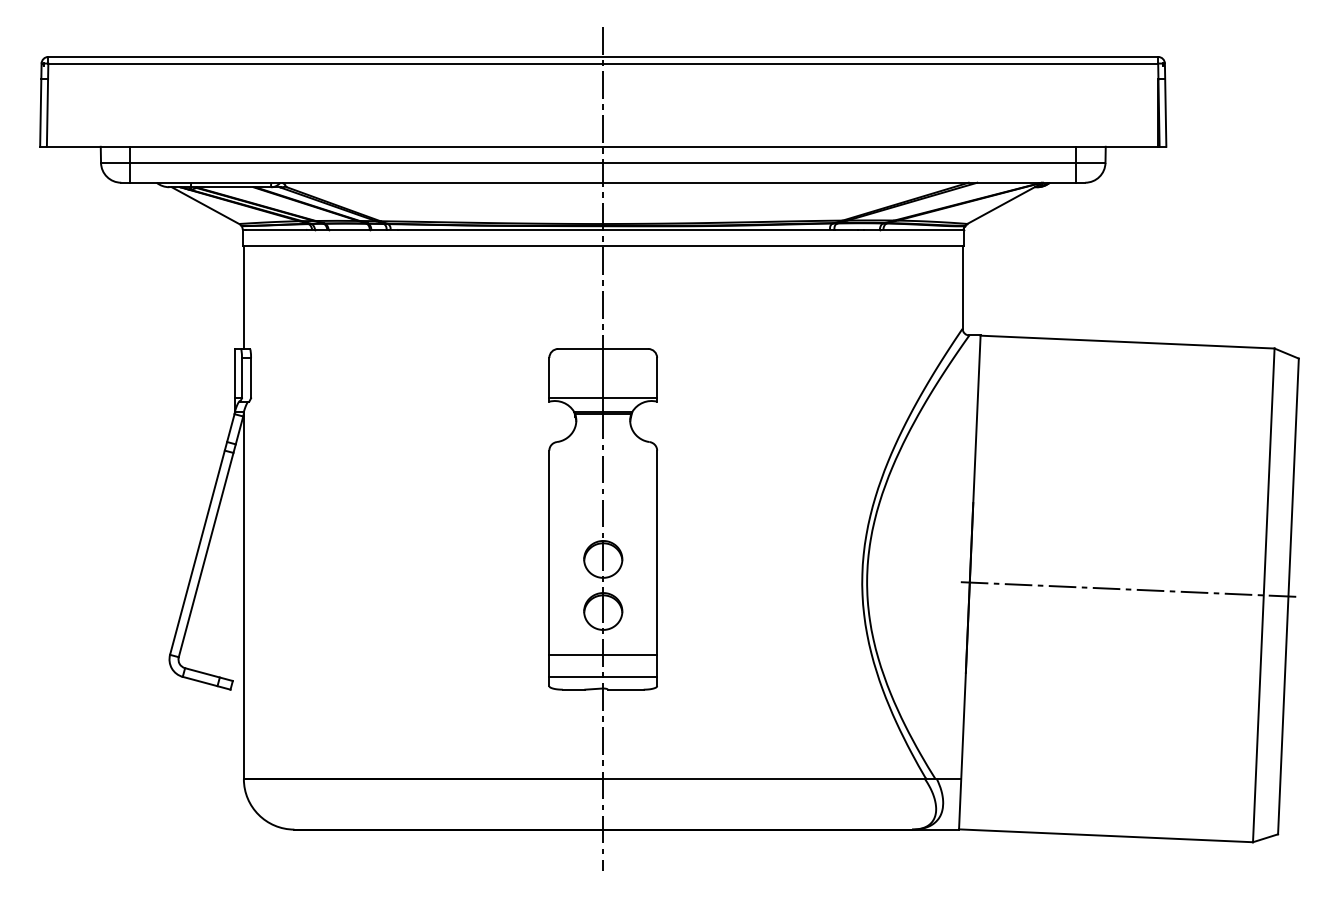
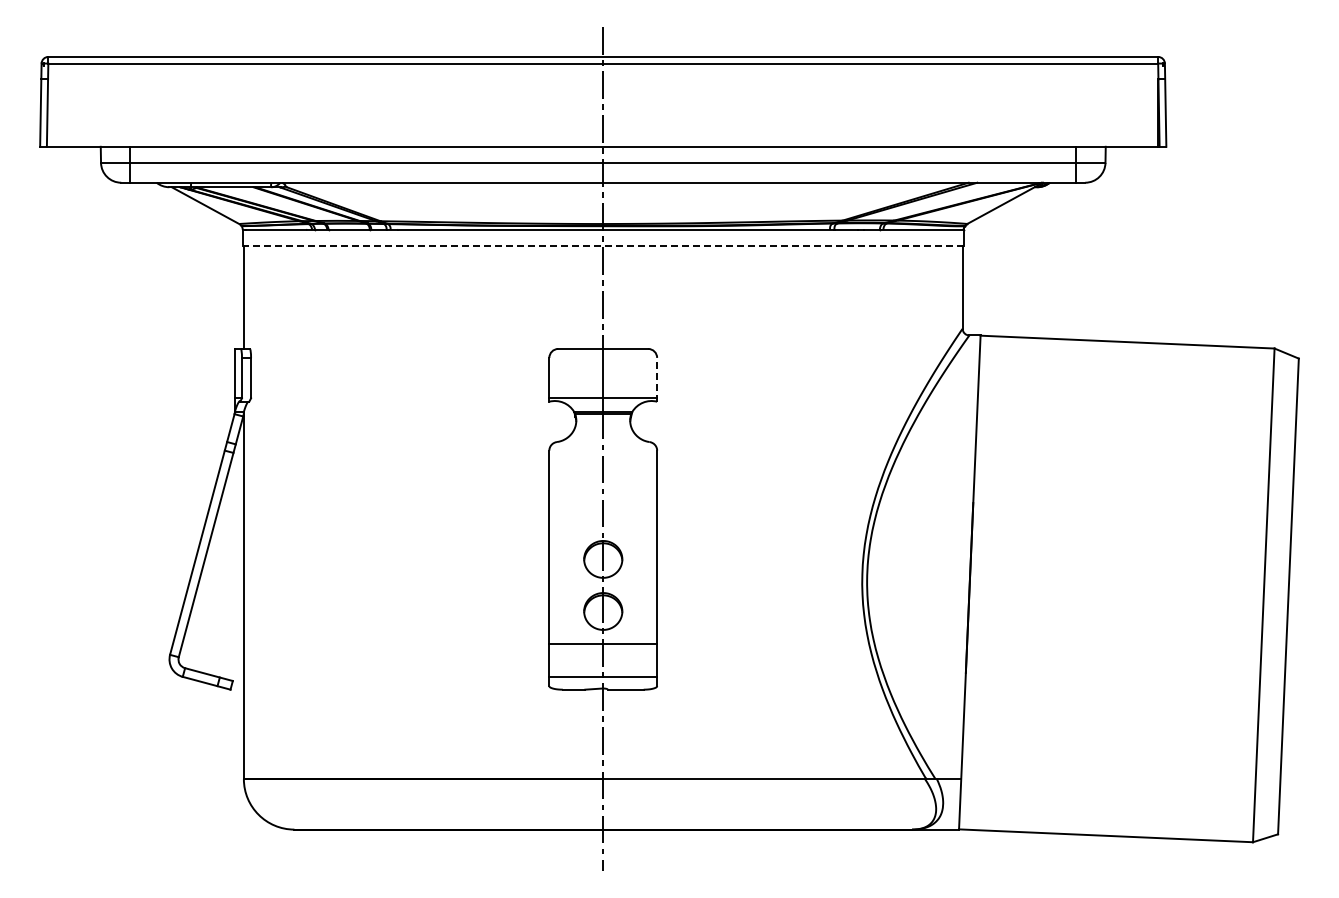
line: solid -> dashed (602, 245)
line: solid -> dashed (657, 379)
line: present -> none (1128, 589)
line position: (603, 654) -> (603, 643) (603, 643)
